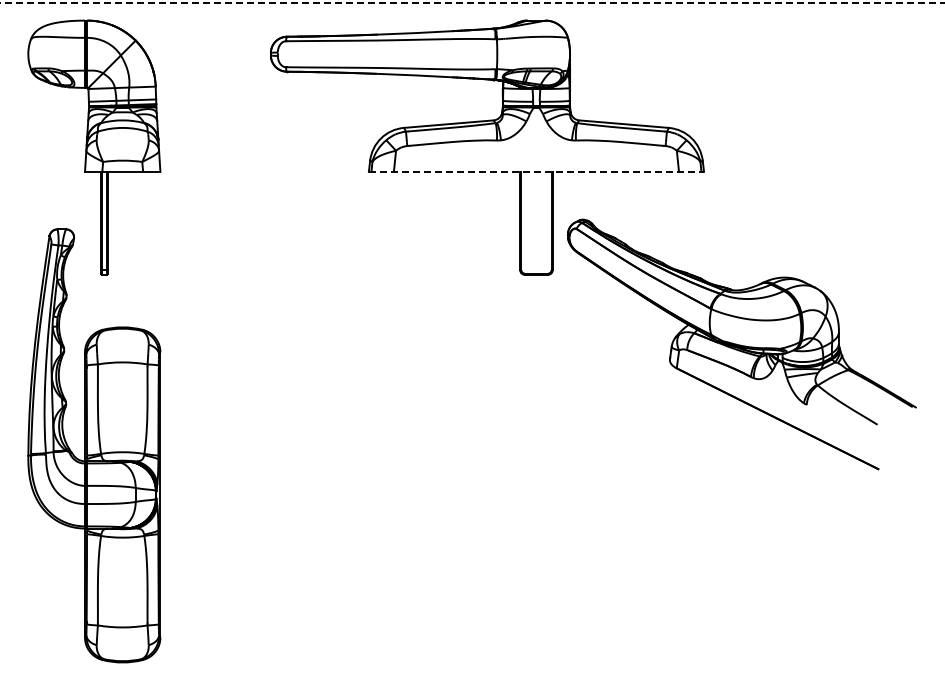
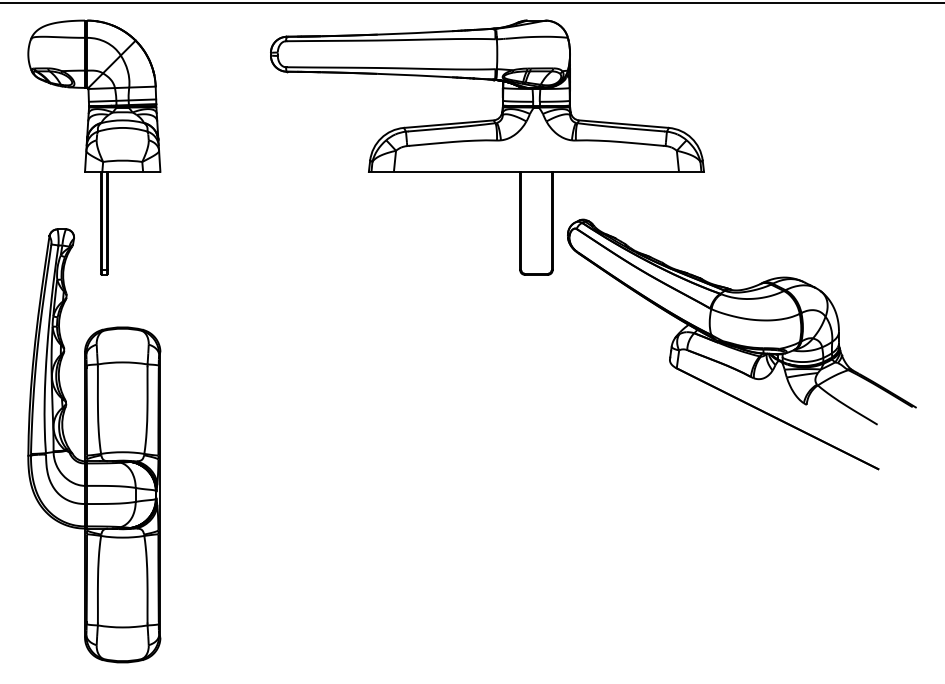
line: dashed -> solid (472, 2)
line: dashed -> solid (536, 171)
